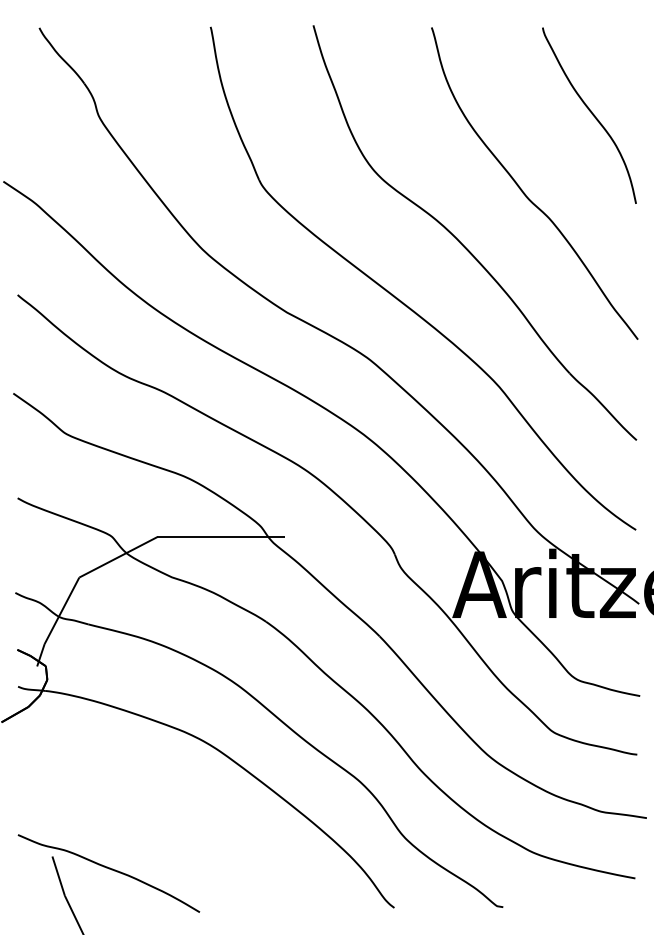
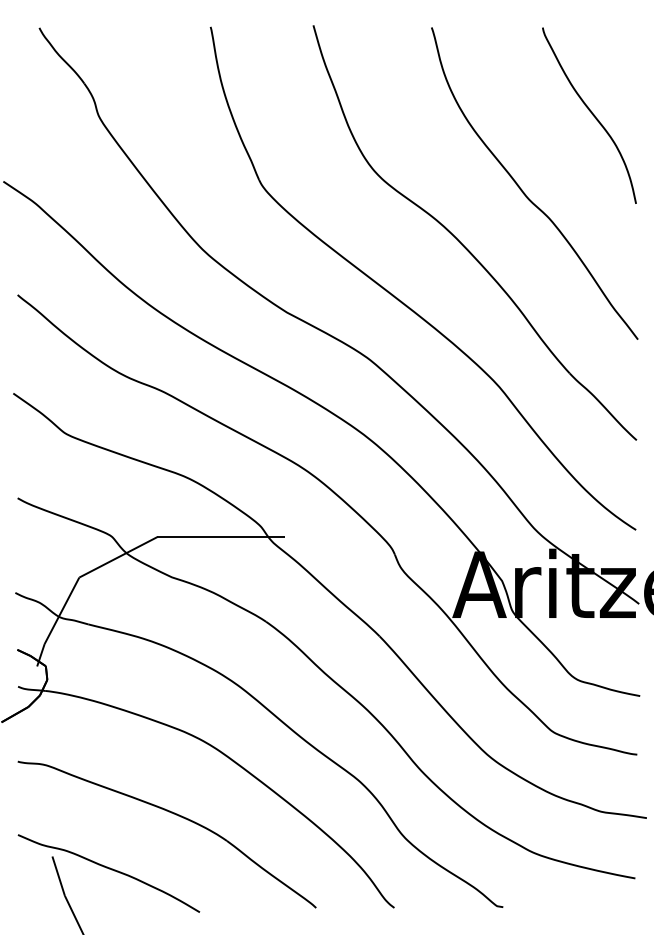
part: none -> present (173, 814)
